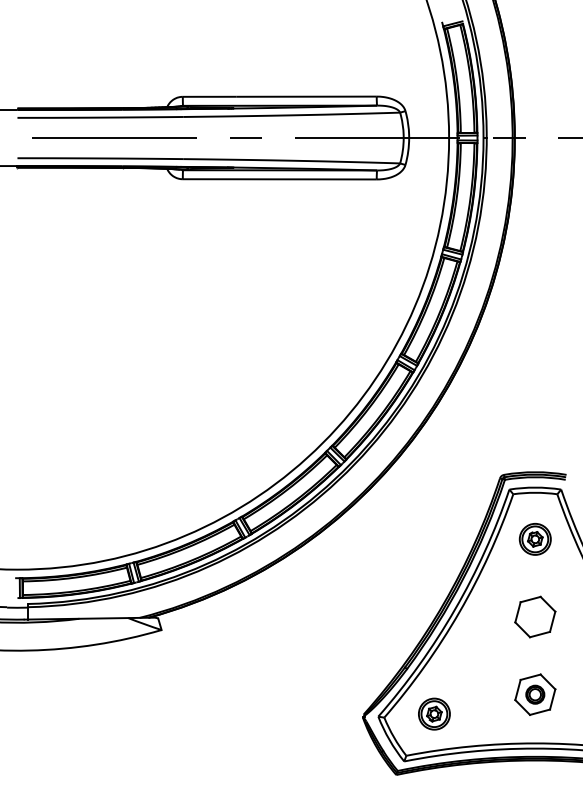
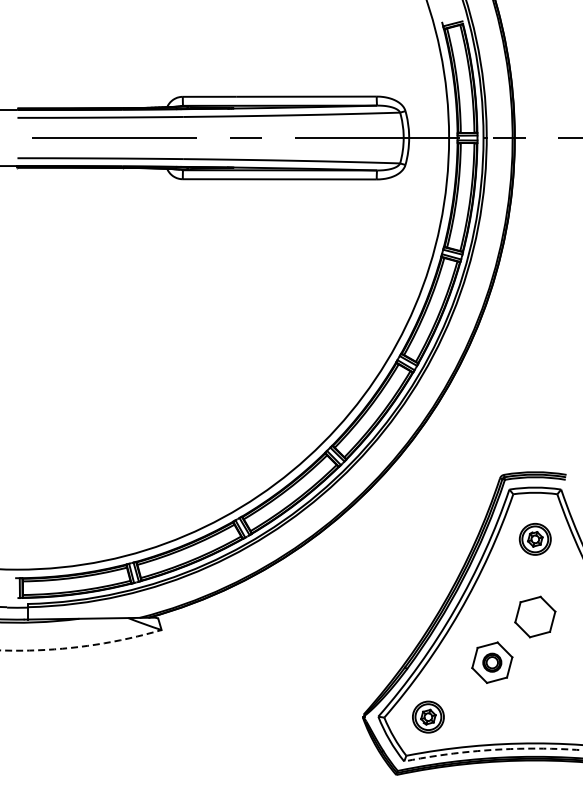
arc: solid -> dashed (81, 646)
part position: (535, 694) -> (492, 662) (492, 662)
part position: (434, 713) -> (428, 716) (428, 716)
arc: solid -> dashed (492, 749)
